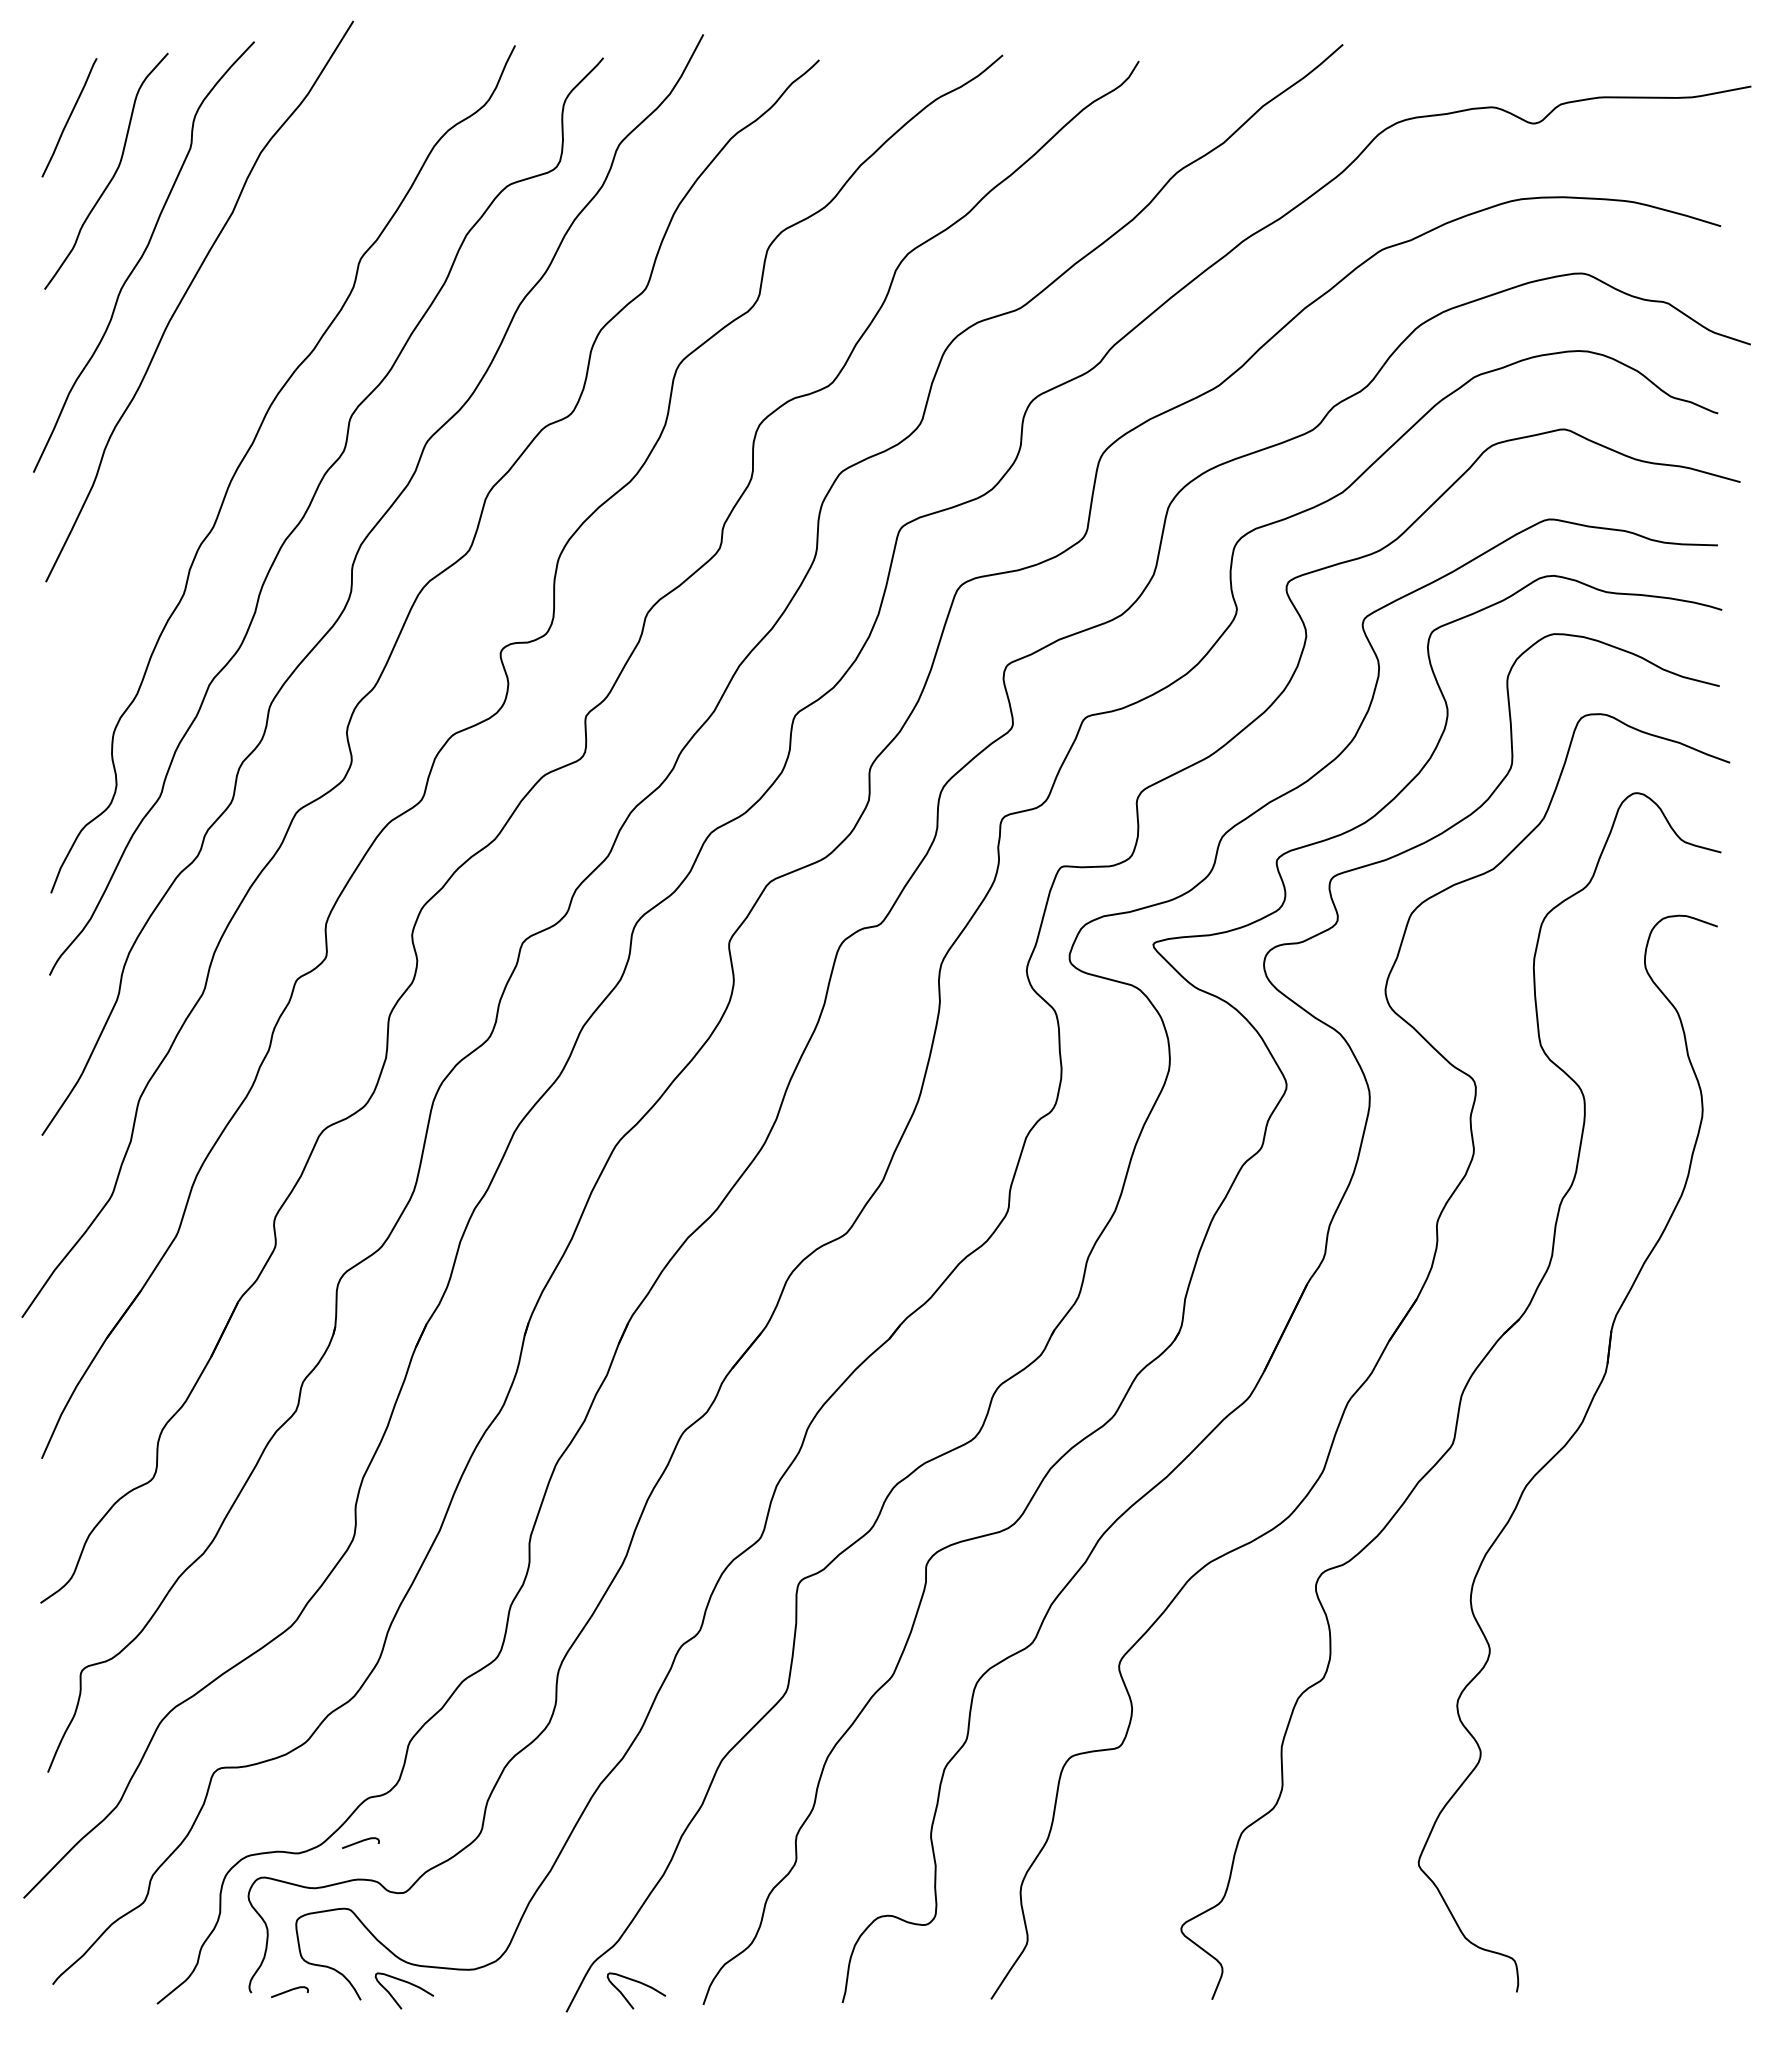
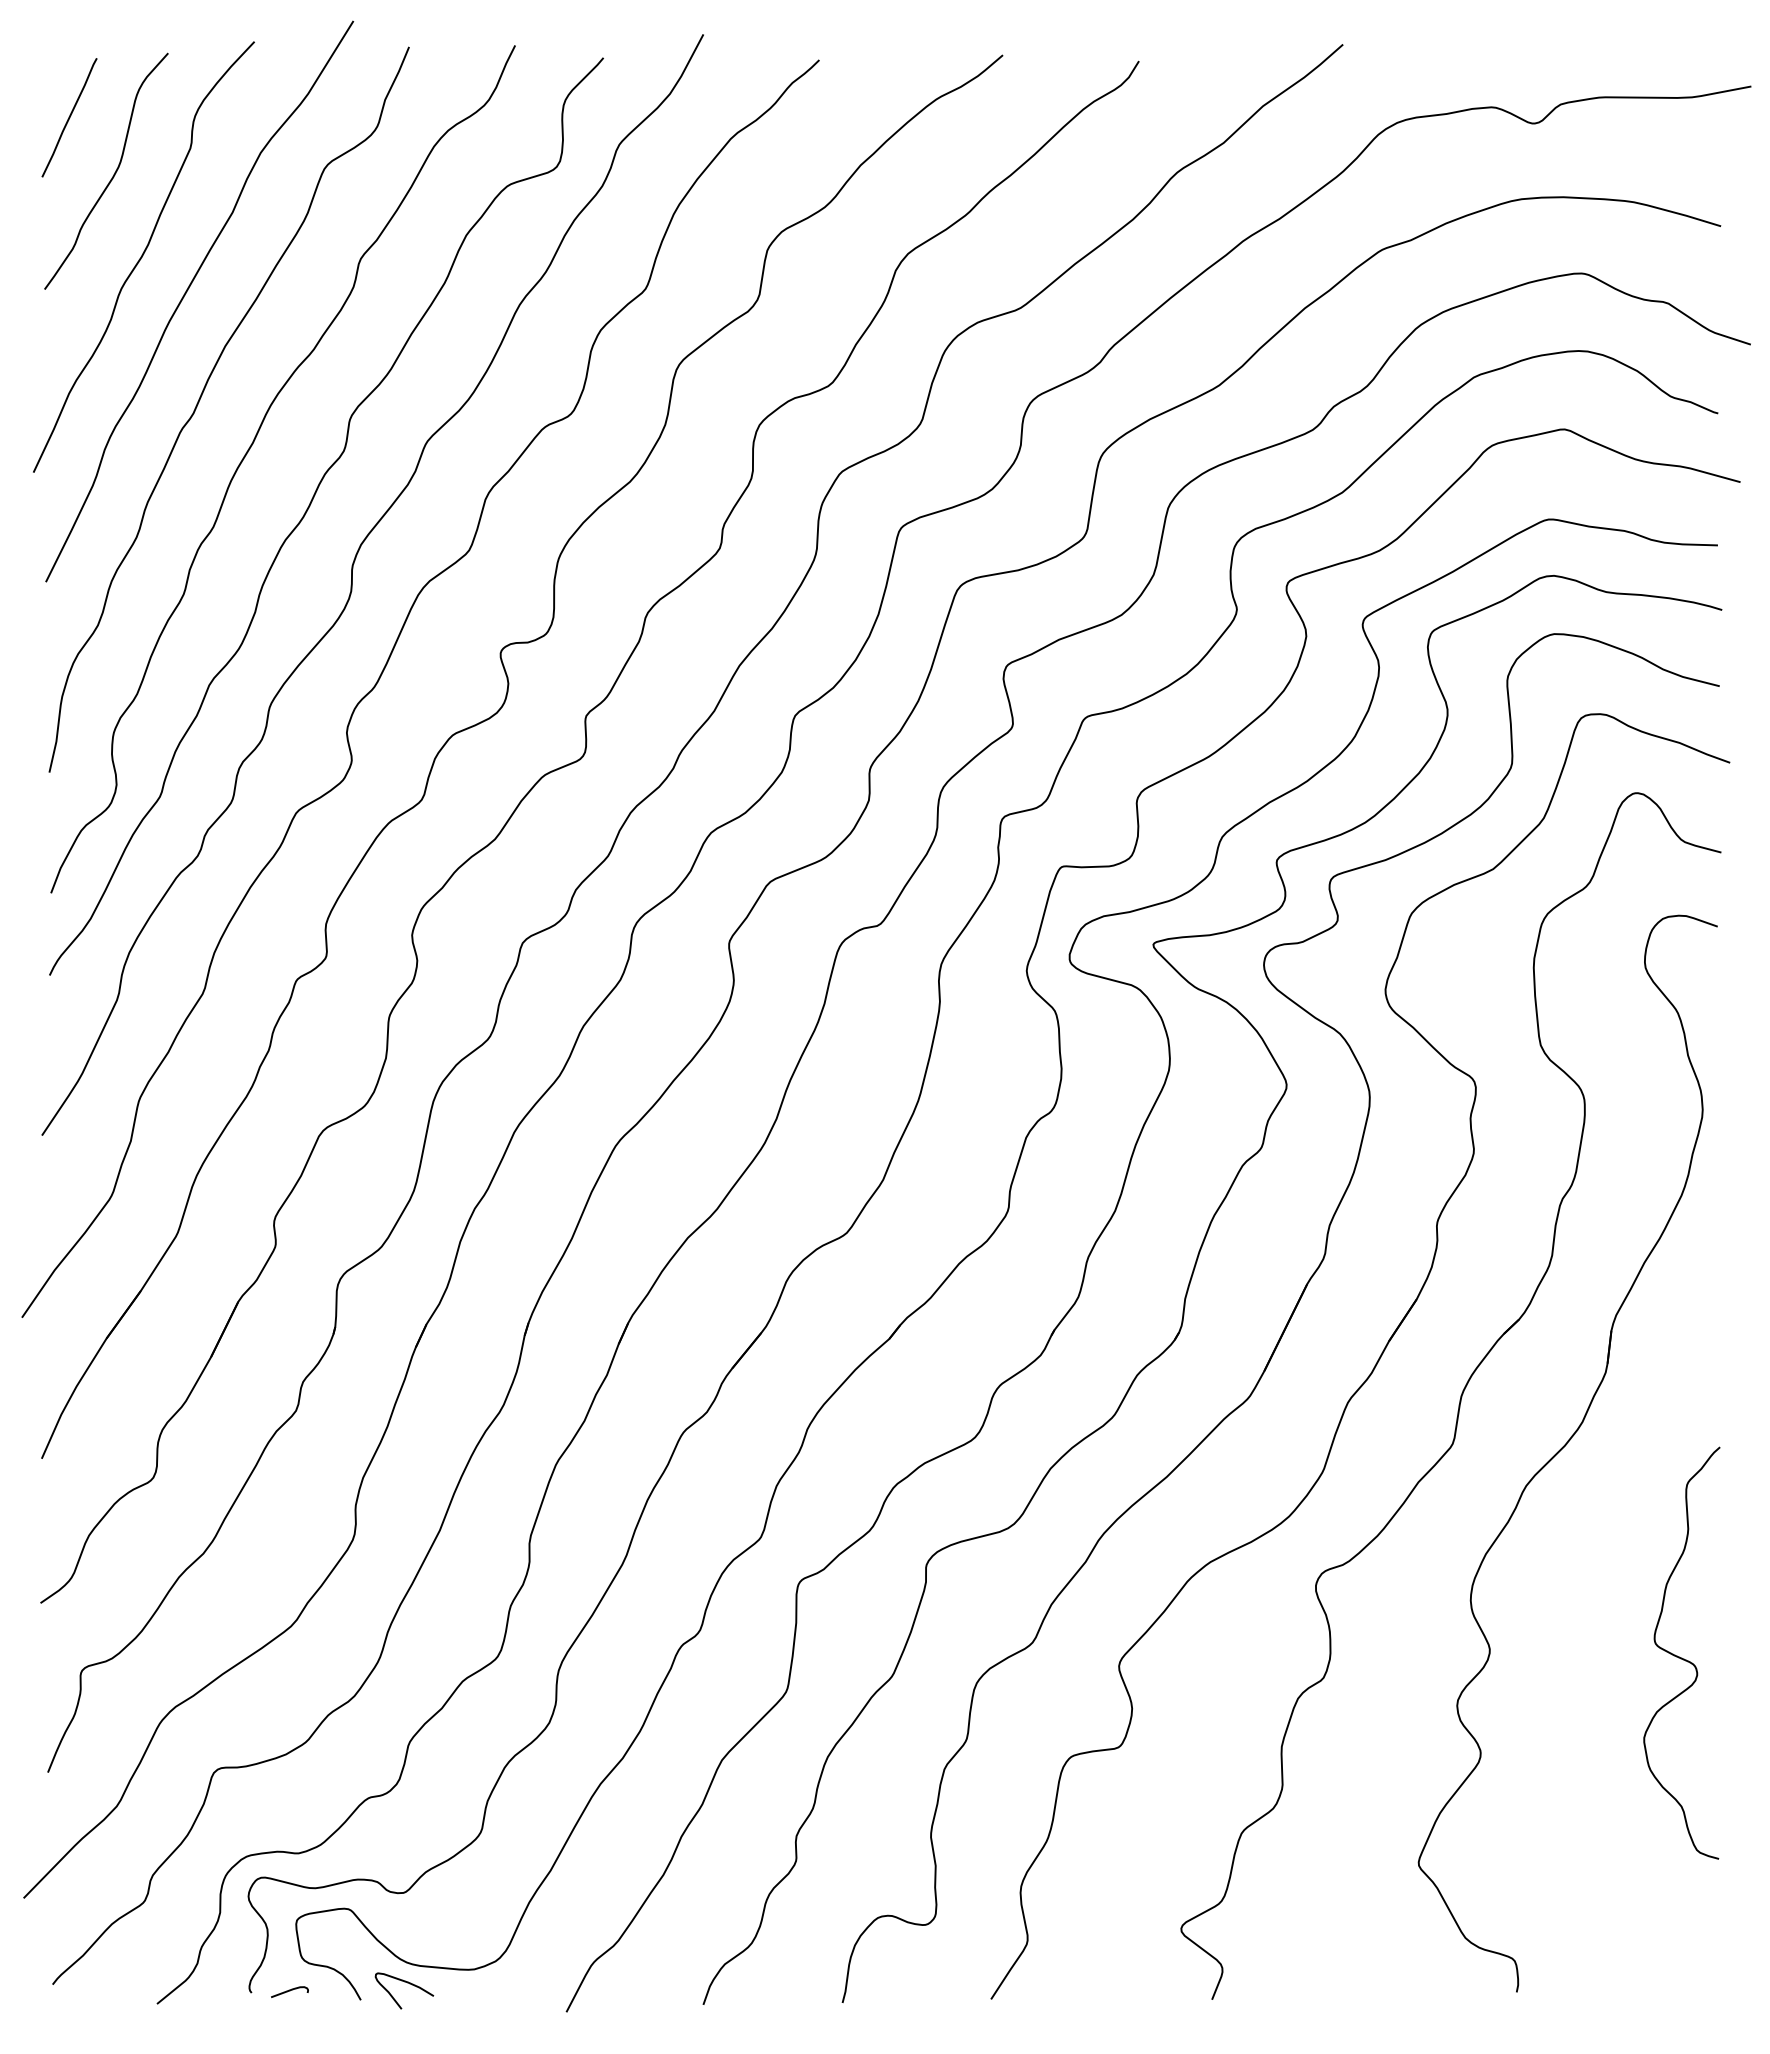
curve: none -> present (200, 400)
curve: none -> present (1679, 1656)
curve: present -> none (360, 1842)
curve: present -> none (639, 1983)
